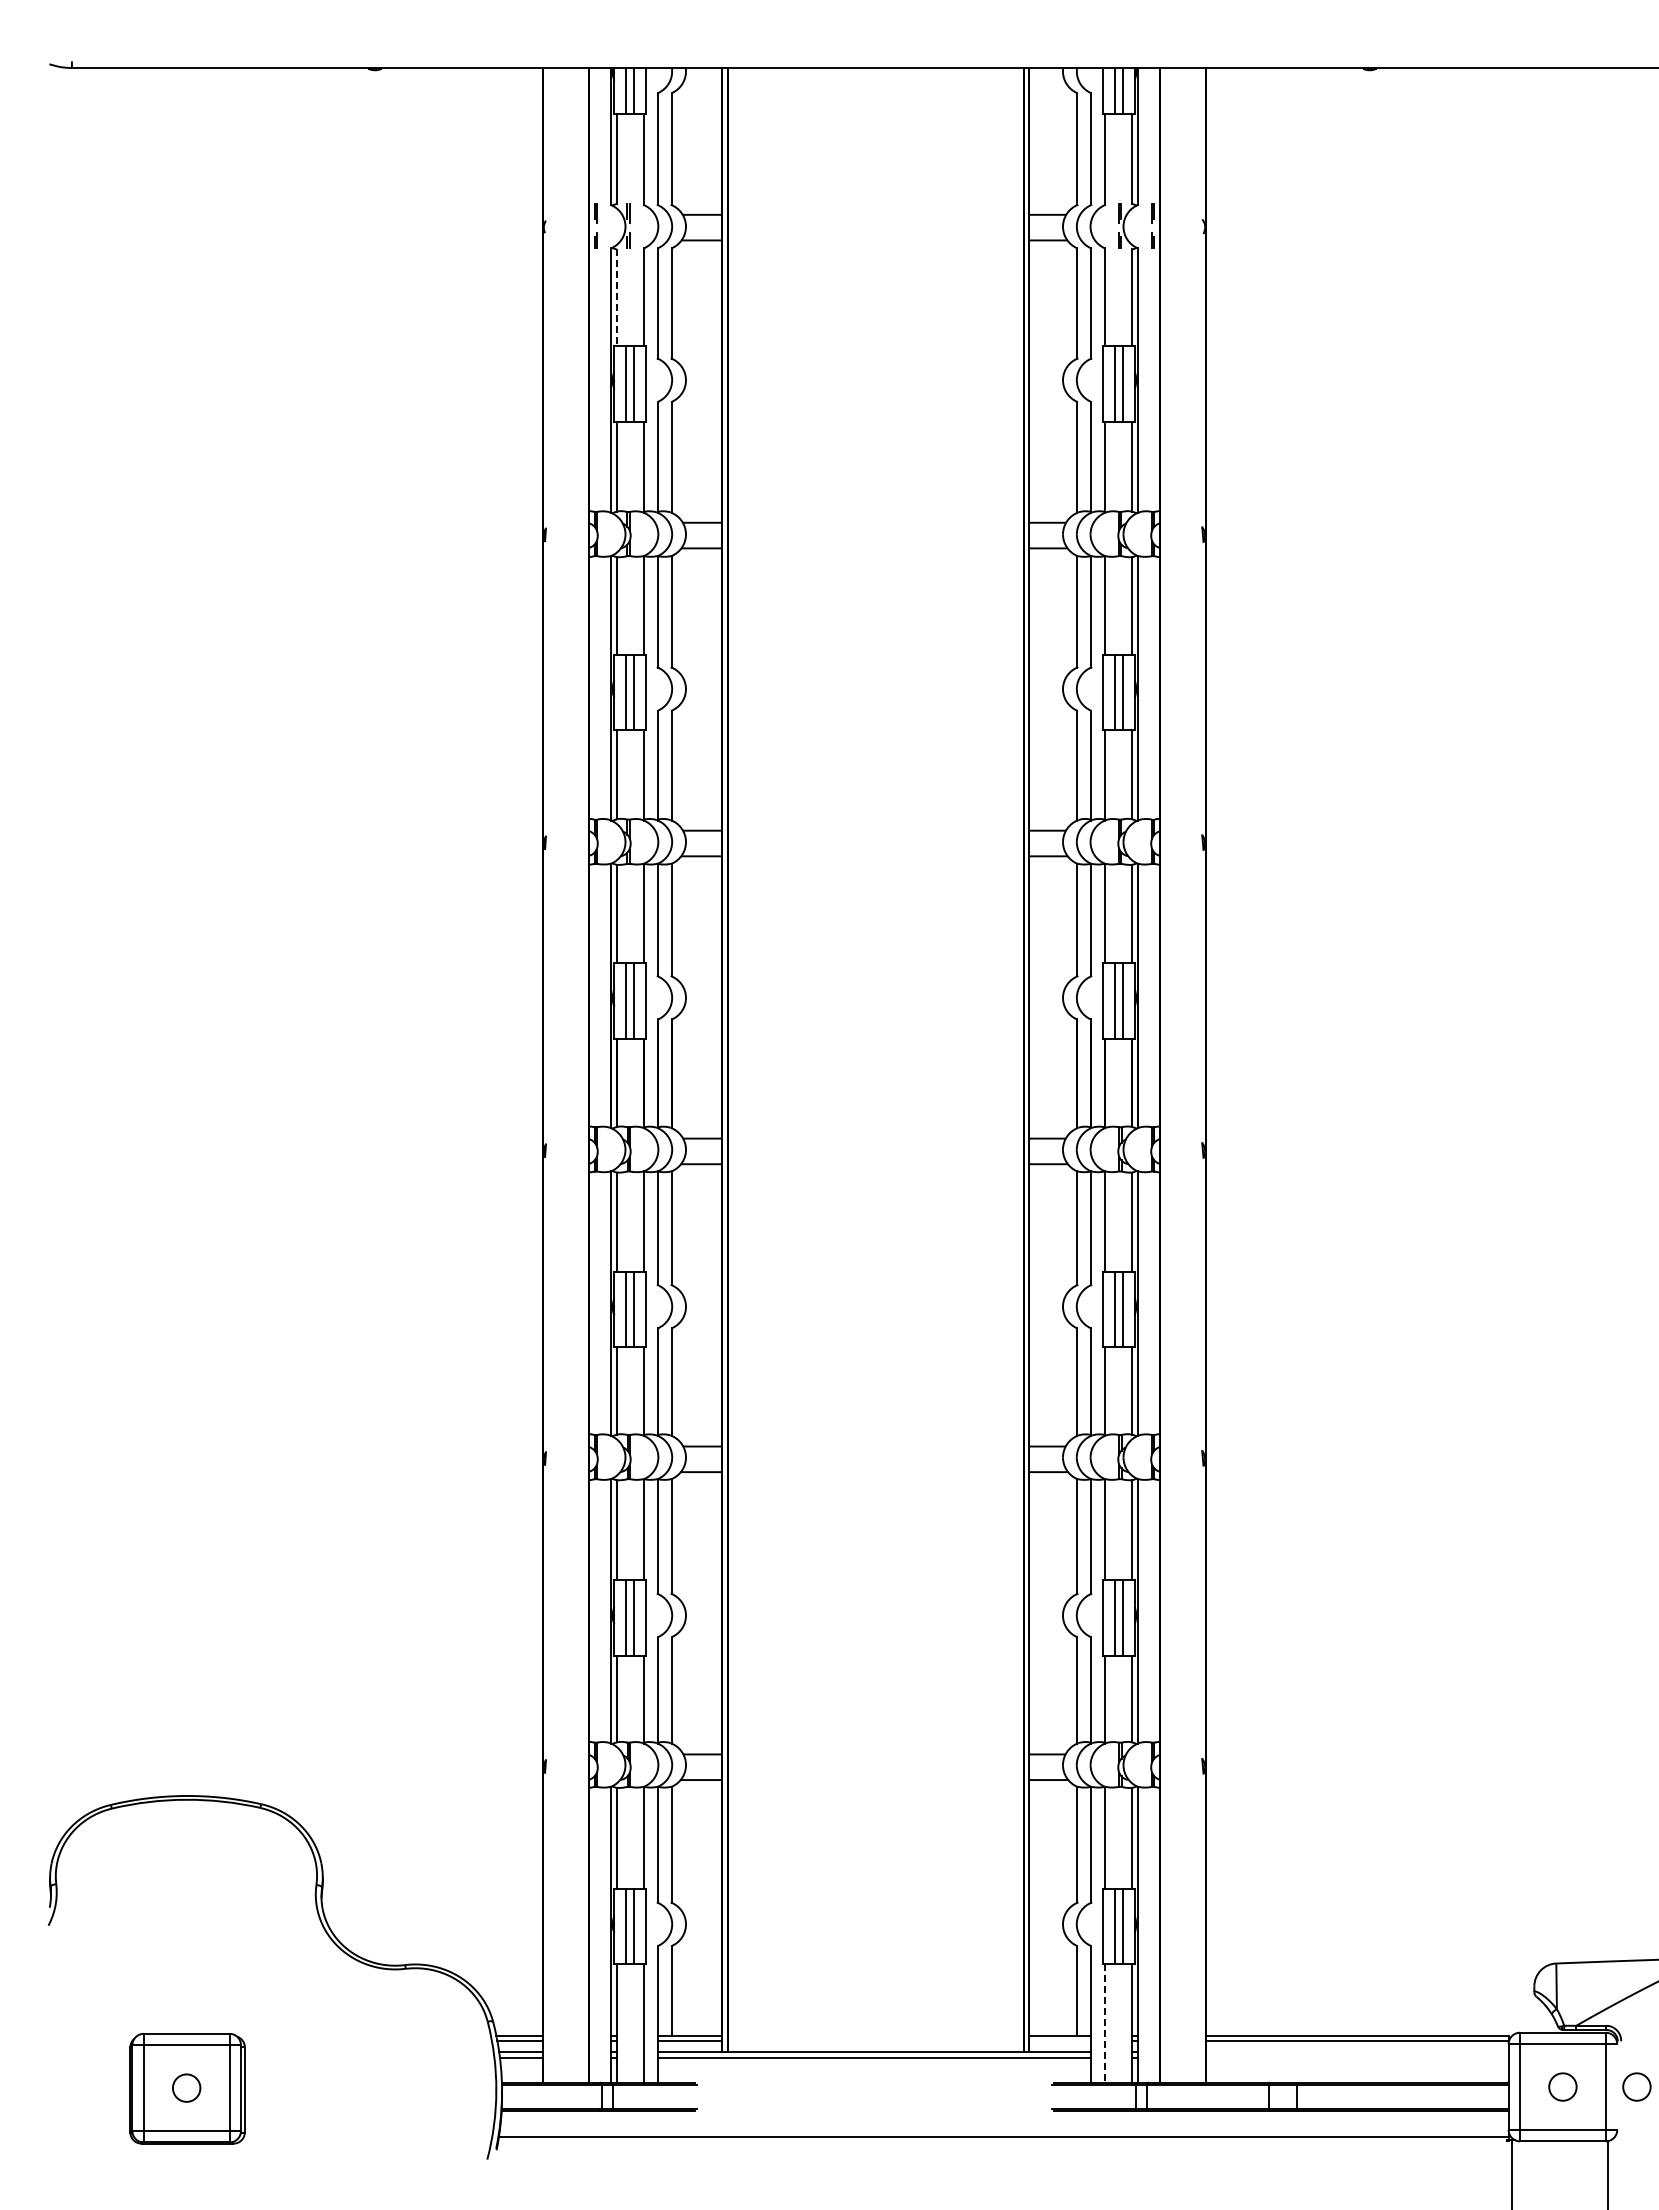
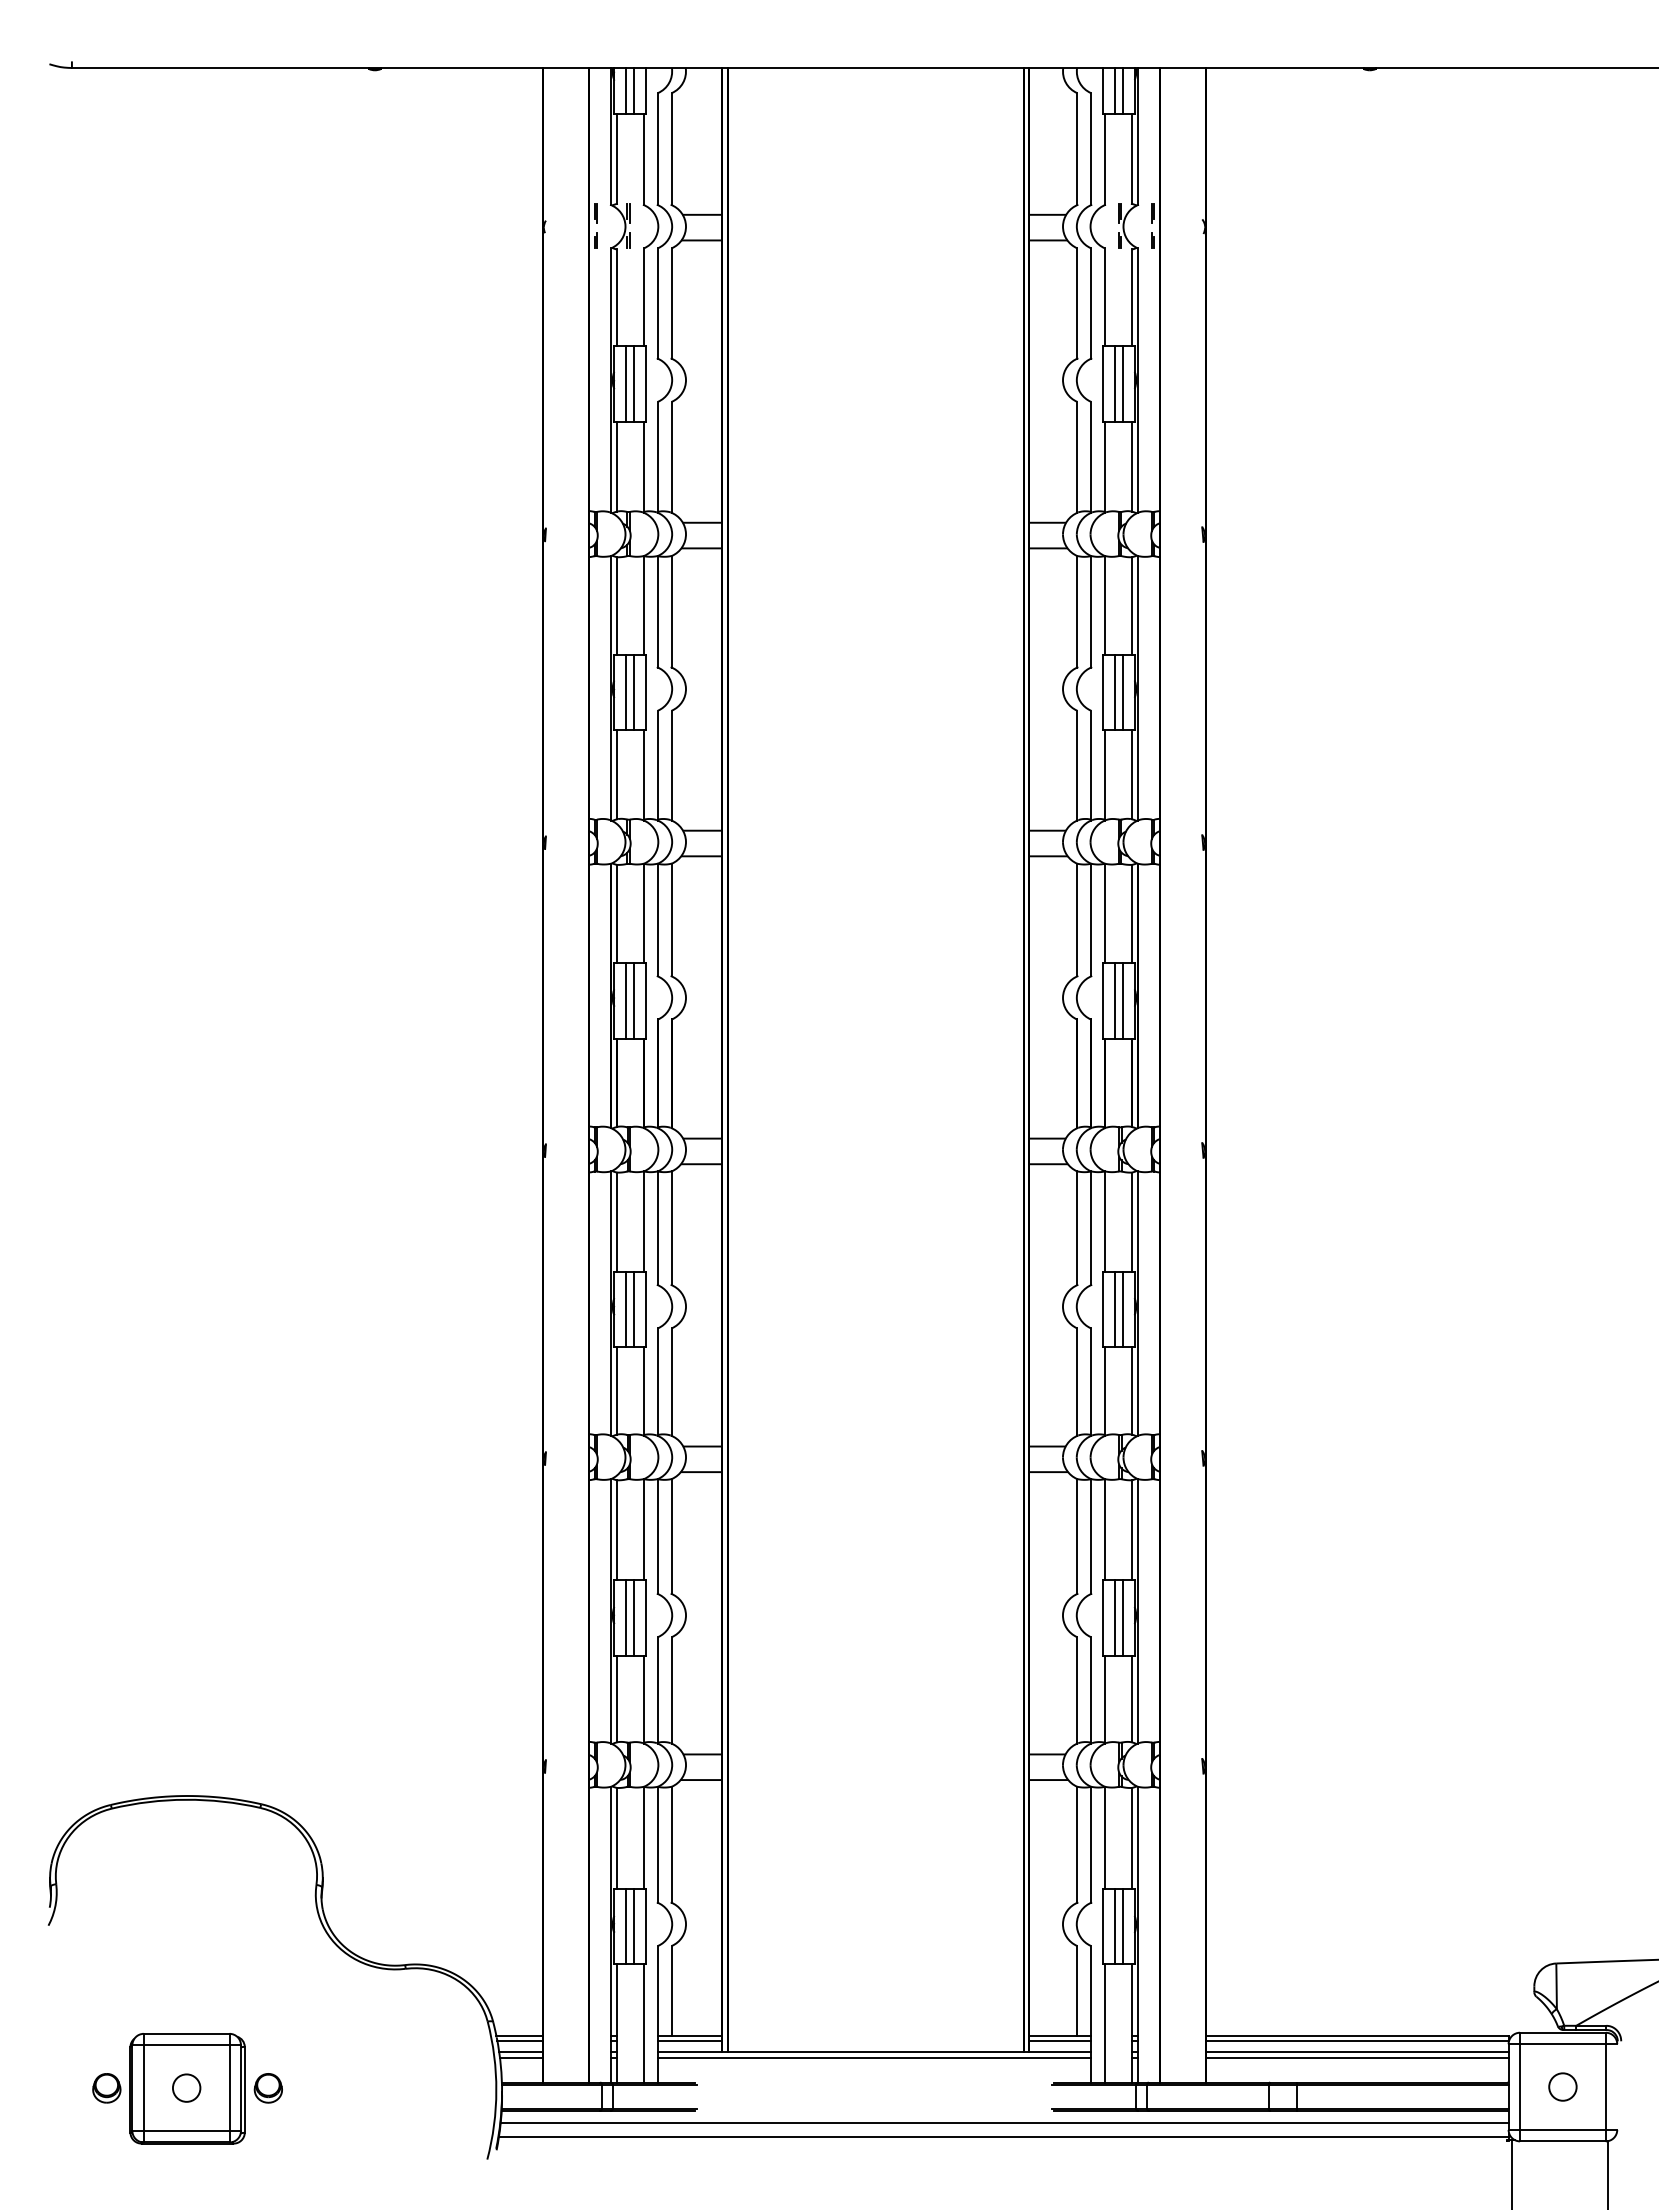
line: dashed -> solid (616, 298)
line: dashed -> solid (1104, 2023)
line: none -> present (1059, 2040)
line: none -> present (1356, 2052)
line: none -> present (1356, 2057)
circle: present -> none (1636, 2086)
part: none -> present (106, 2088)
part: none -> present (267, 2088)
line: none -> present (1004, 2122)
